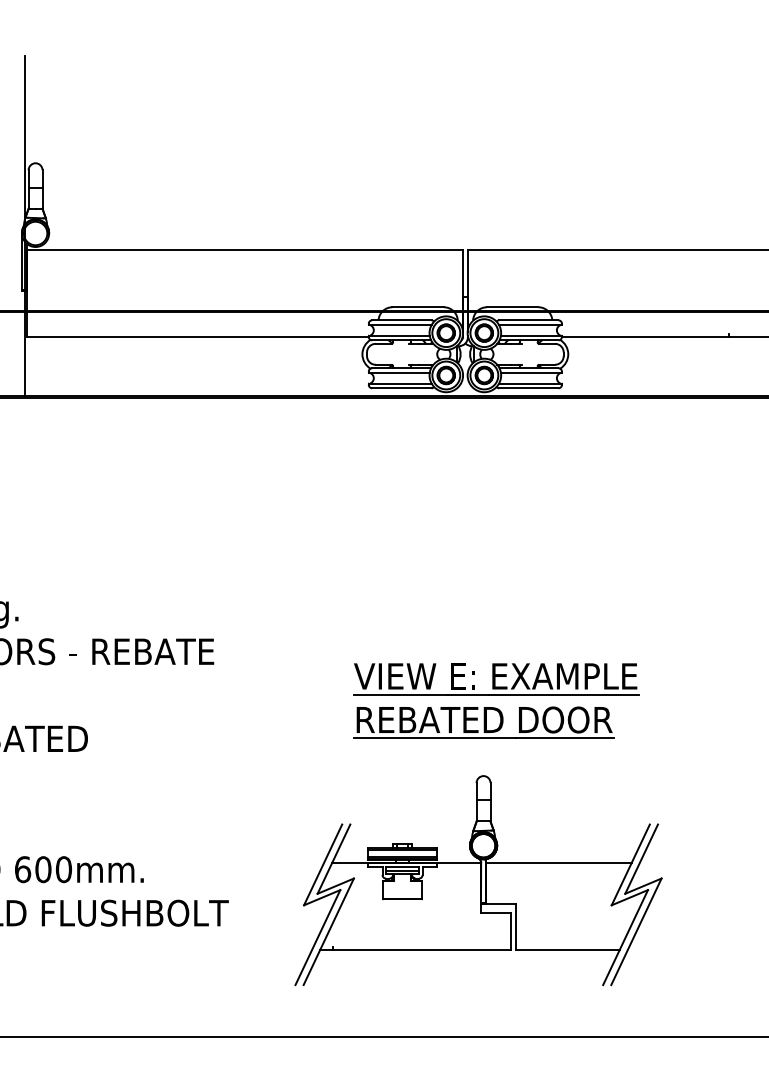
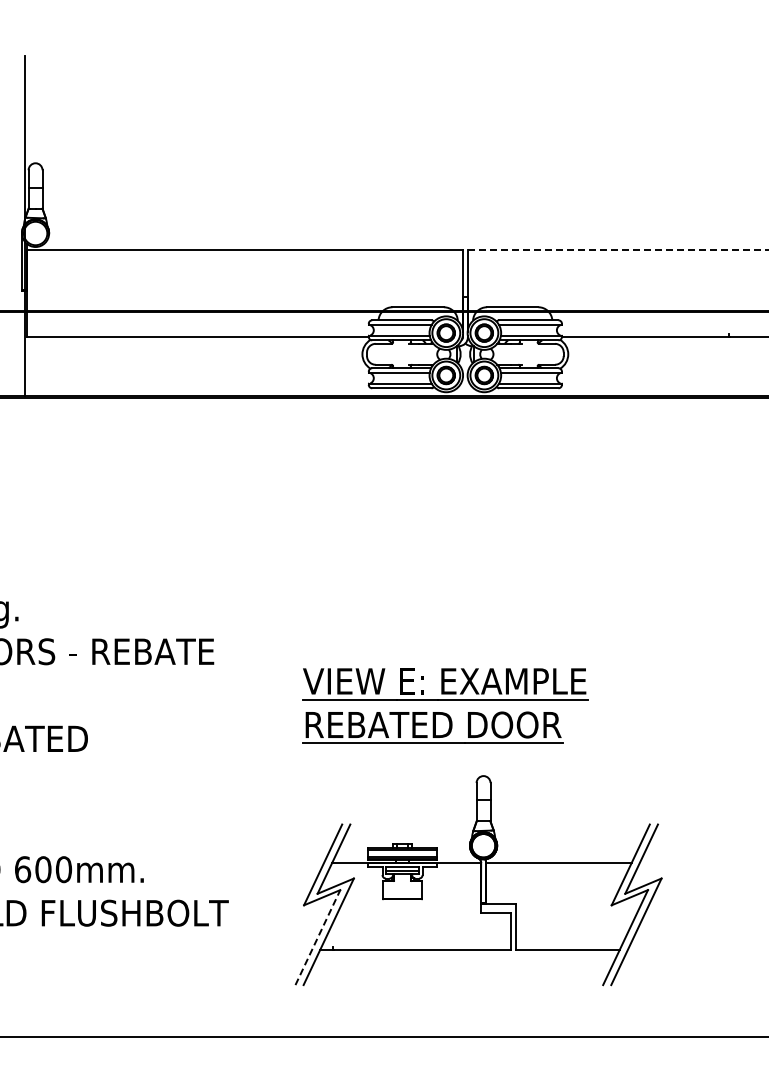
line: solid -> dashed (618, 250)
part position: (496, 700) -> (445, 705) (445, 705)
line: solid -> dashed (317, 937)
